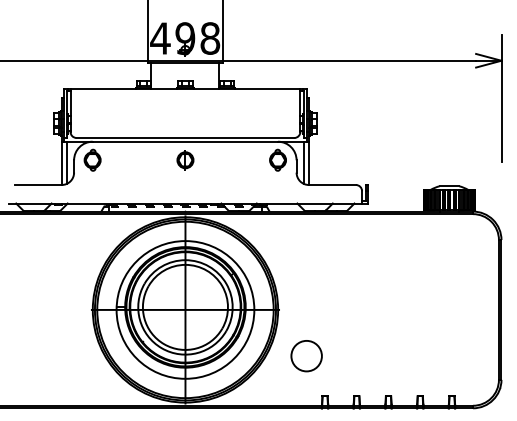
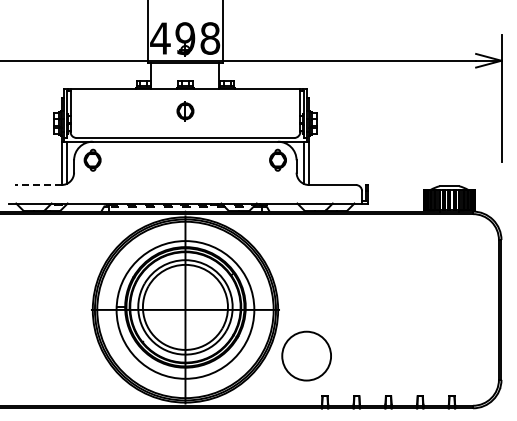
part position: (185, 160) -> (185, 111) (185, 111)
line: solid -> dashed (37, 185)
circle diameter: 31 px -> 49 px (306, 355)
